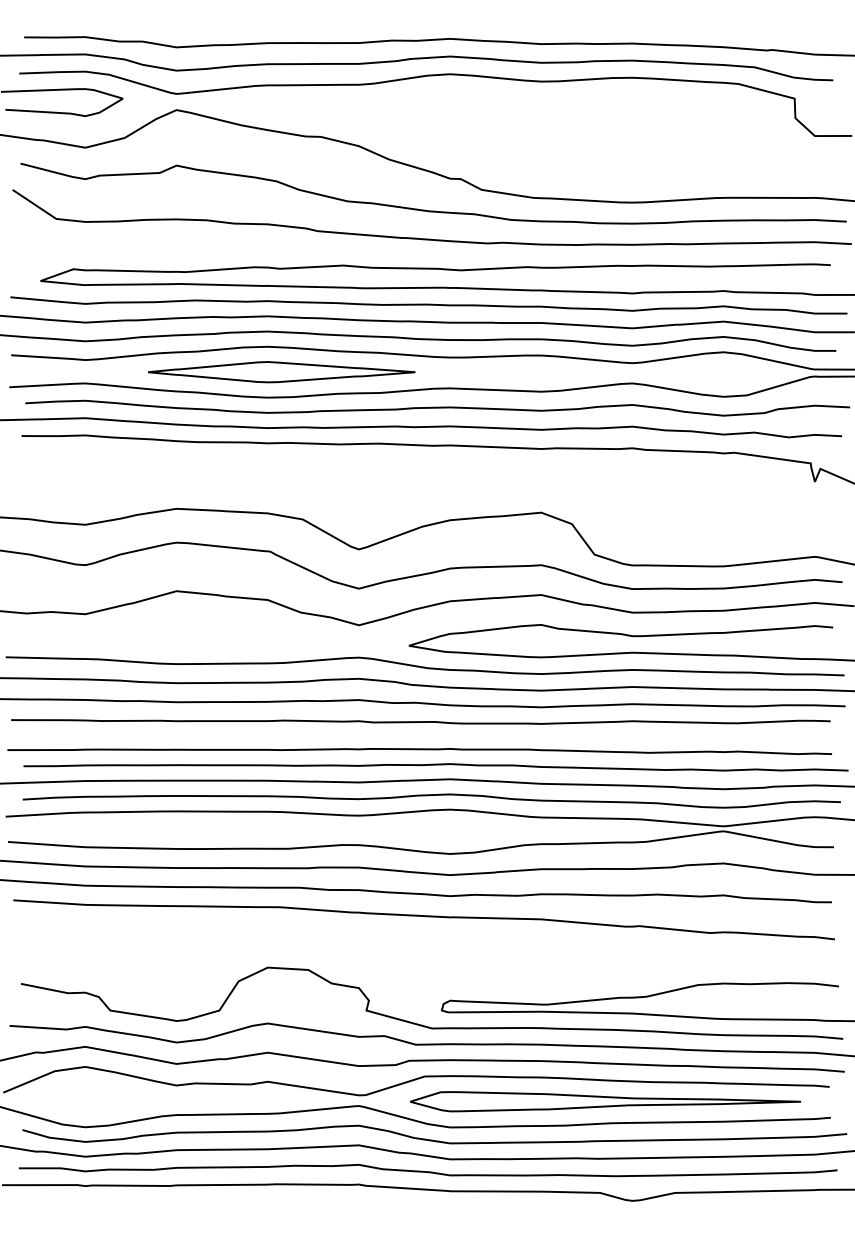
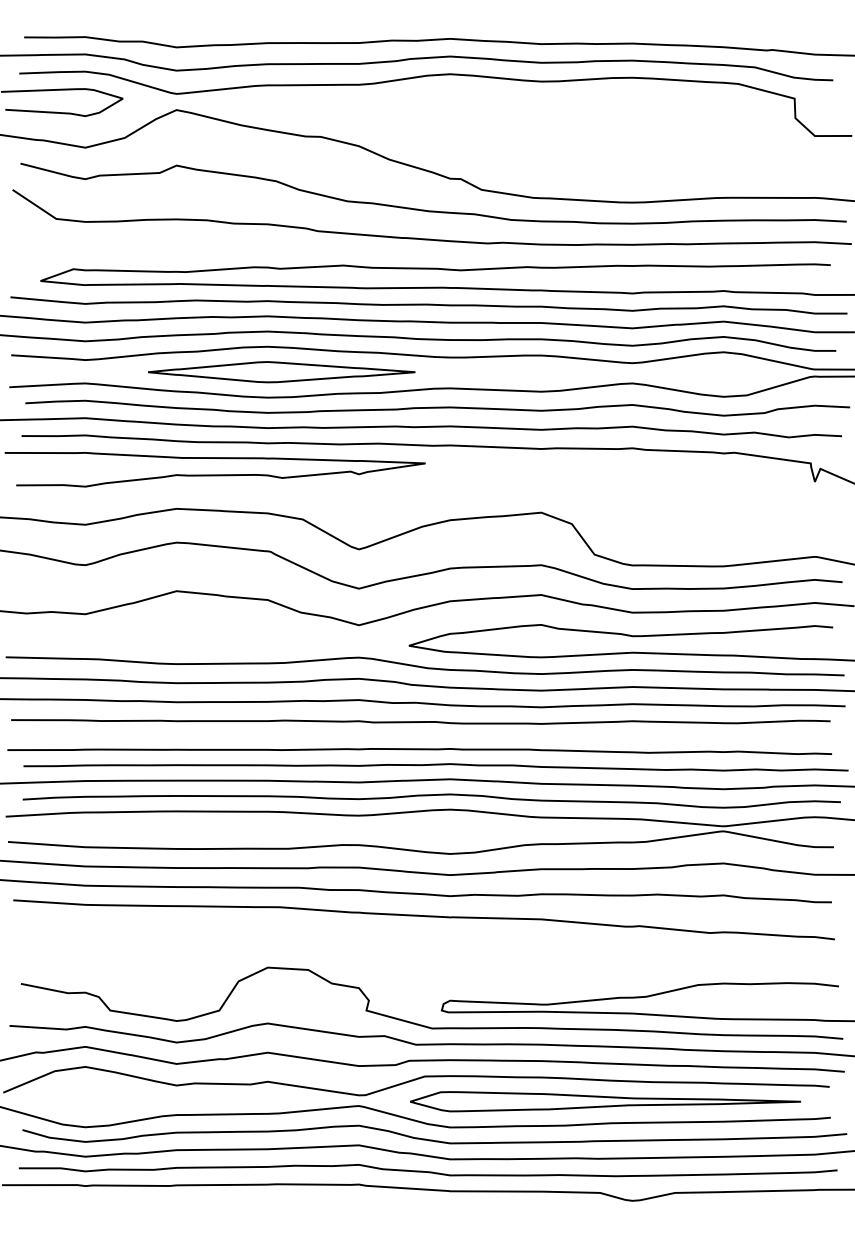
curve: none -> present (214, 474)
